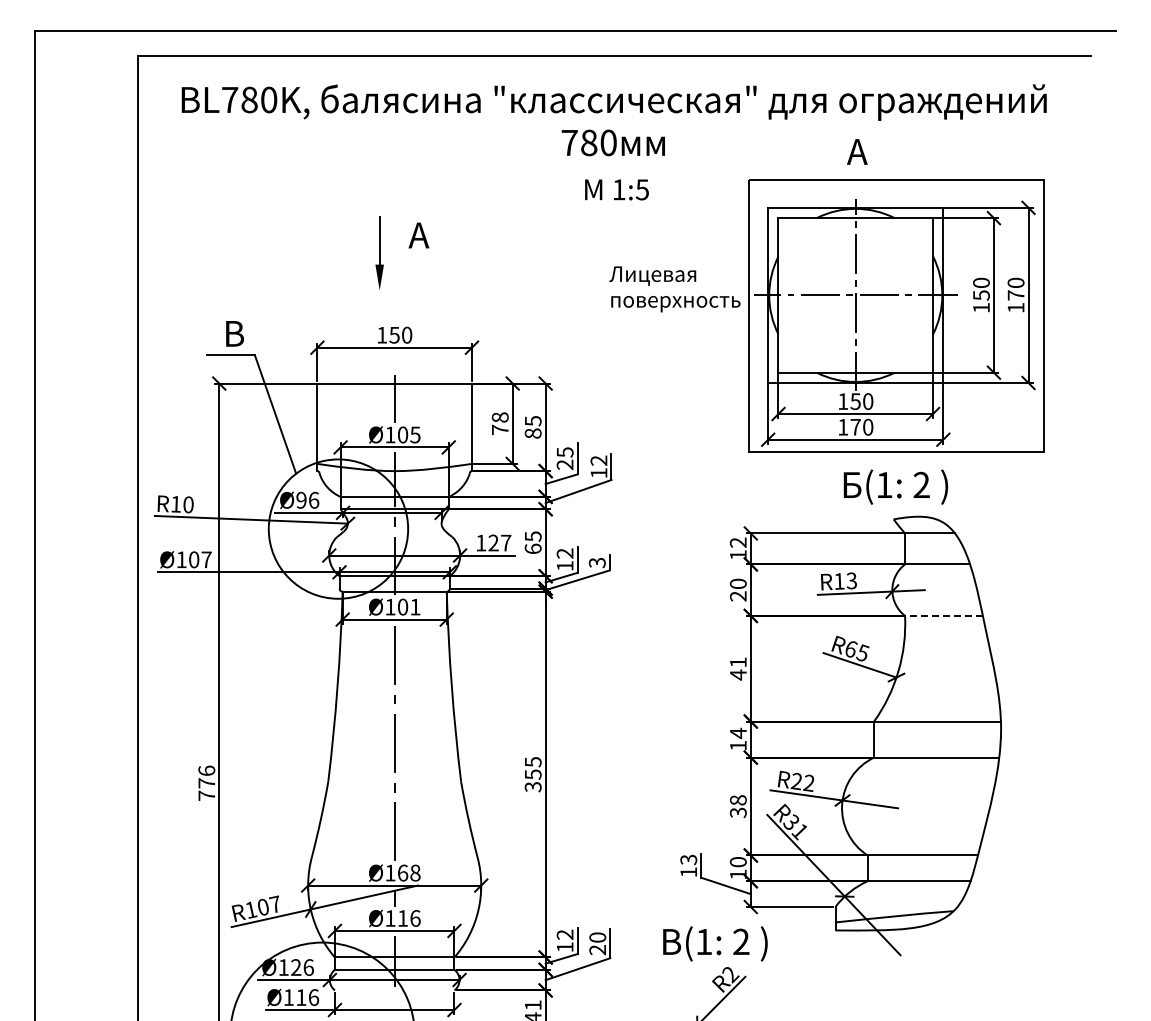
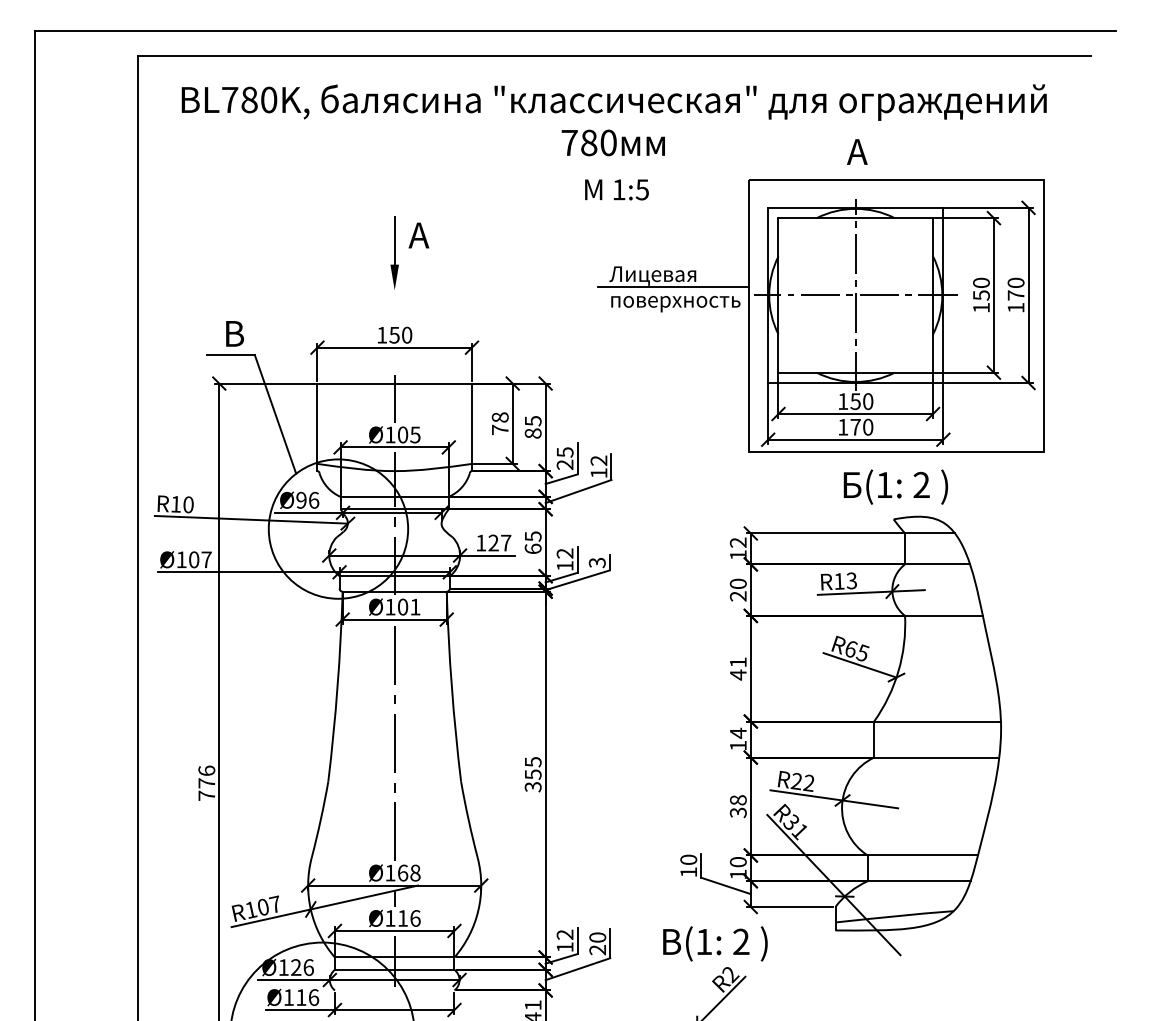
part position: (379, 252) -> (394, 252) (394, 252)
line: none -> present (672, 287)
line: dashed -> solid (943, 615)
text: 13 -> 10 (688, 859)
